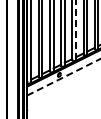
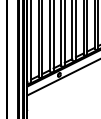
line: dashed -> solid (76, 30)
line: dashed -> solid (63, 77)
